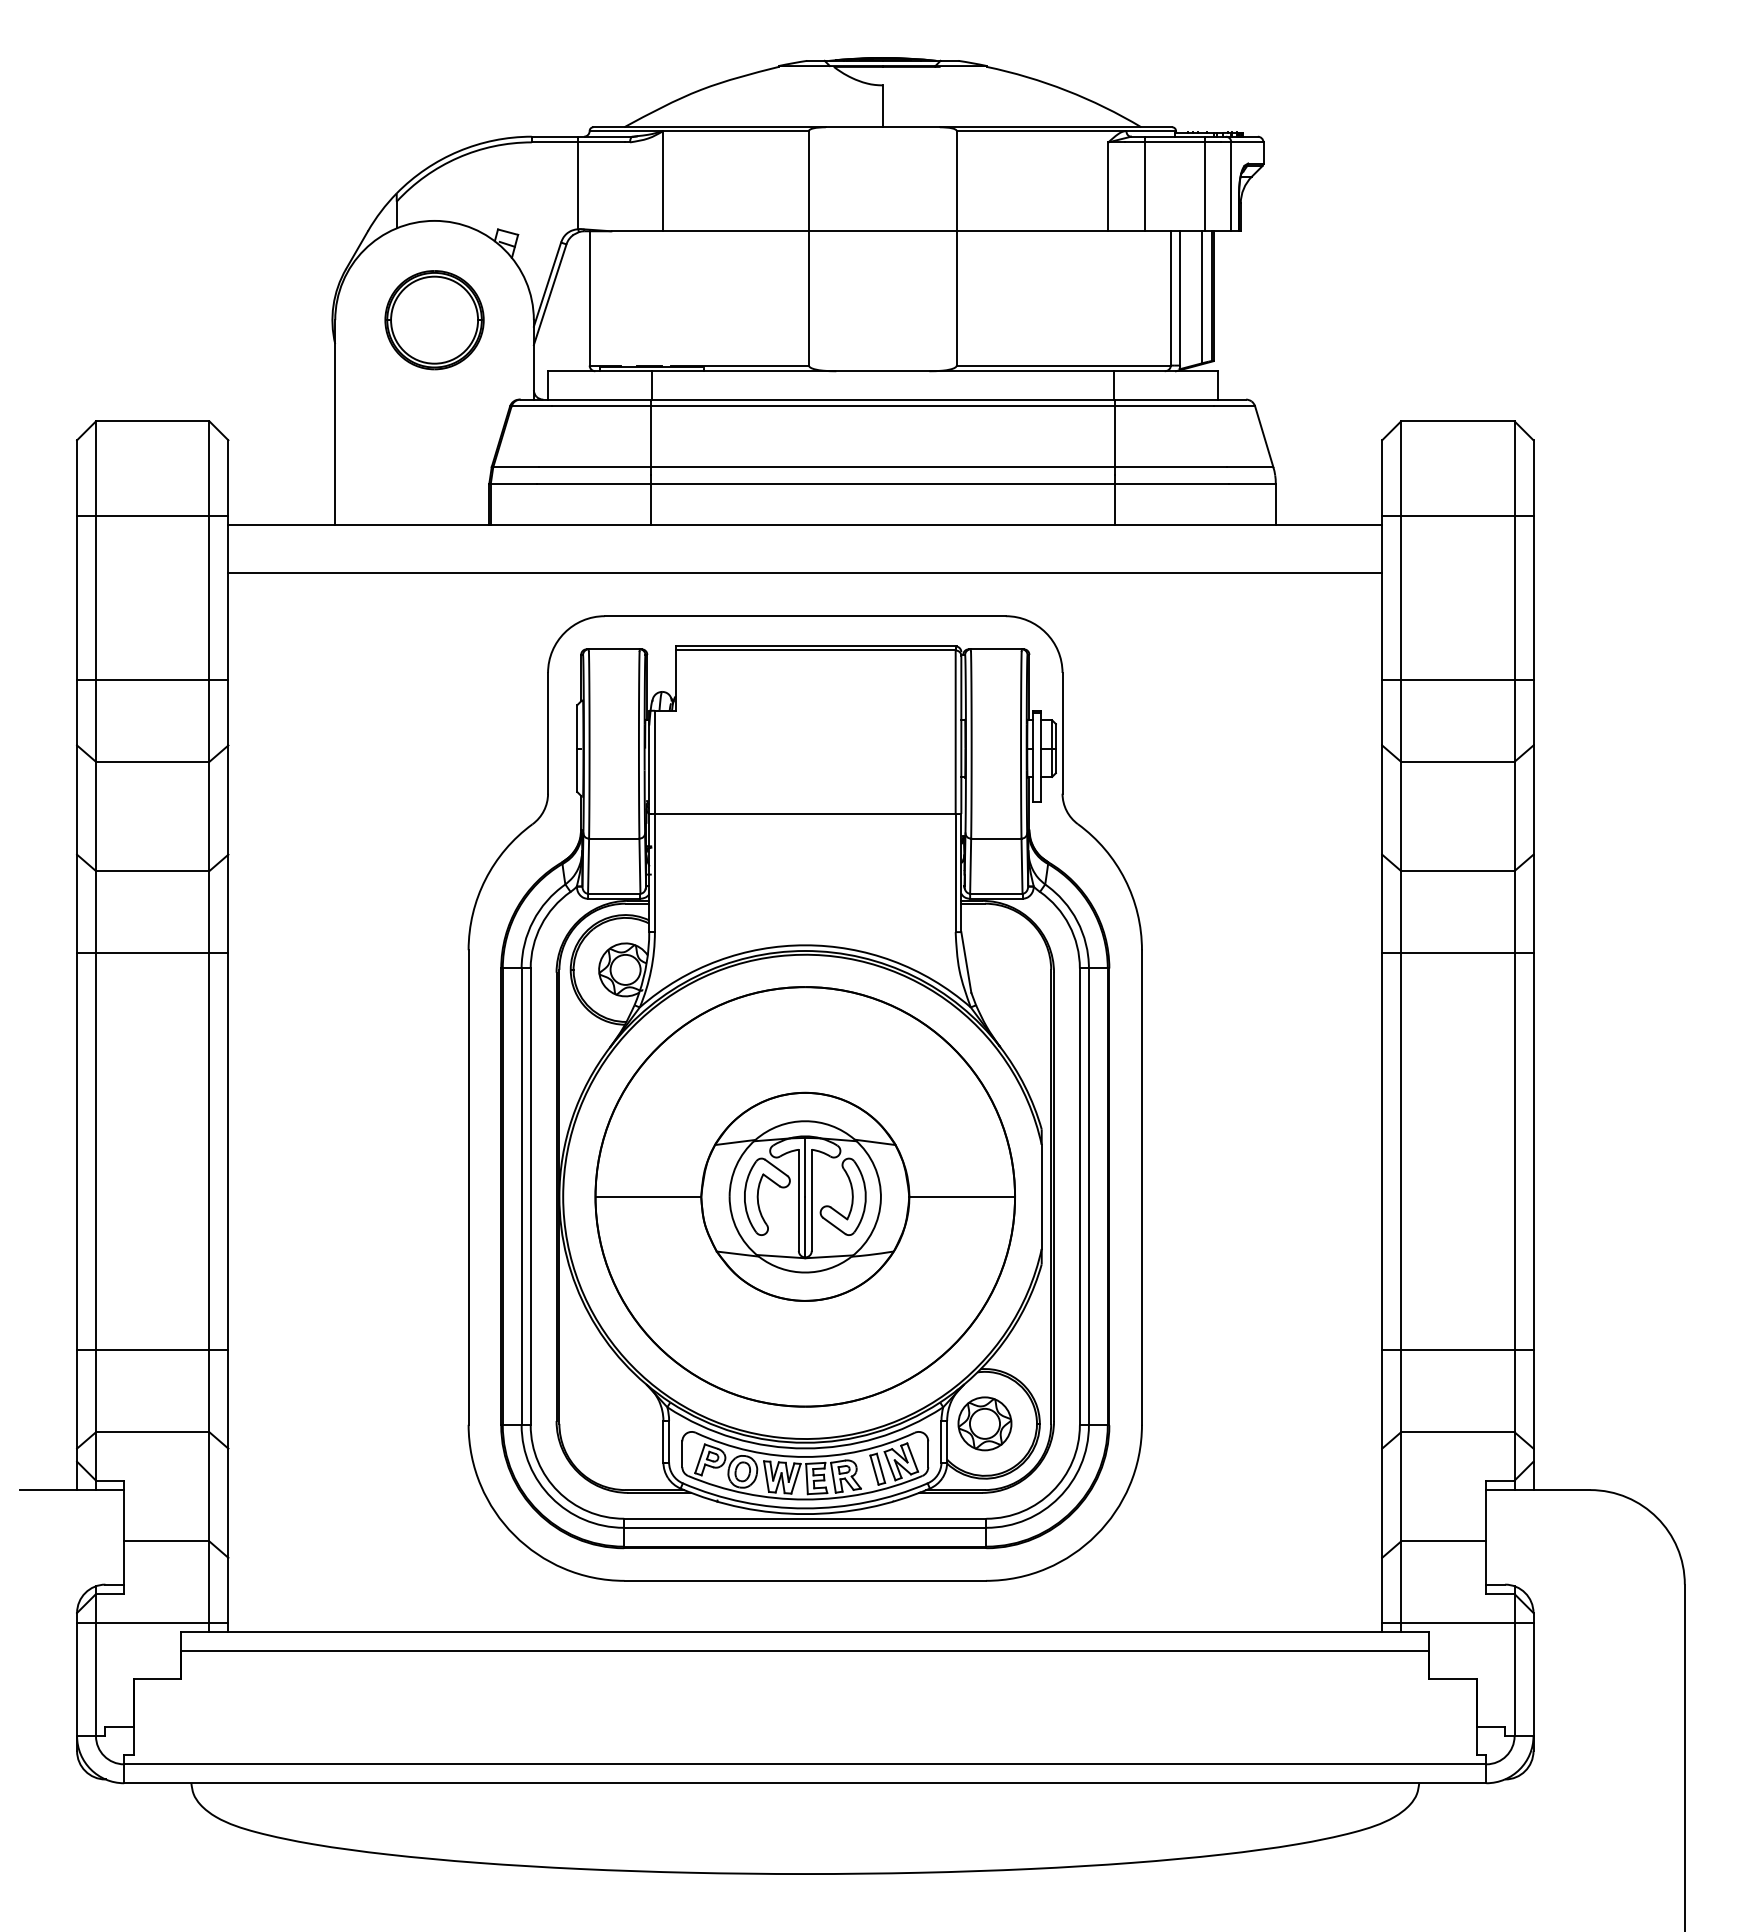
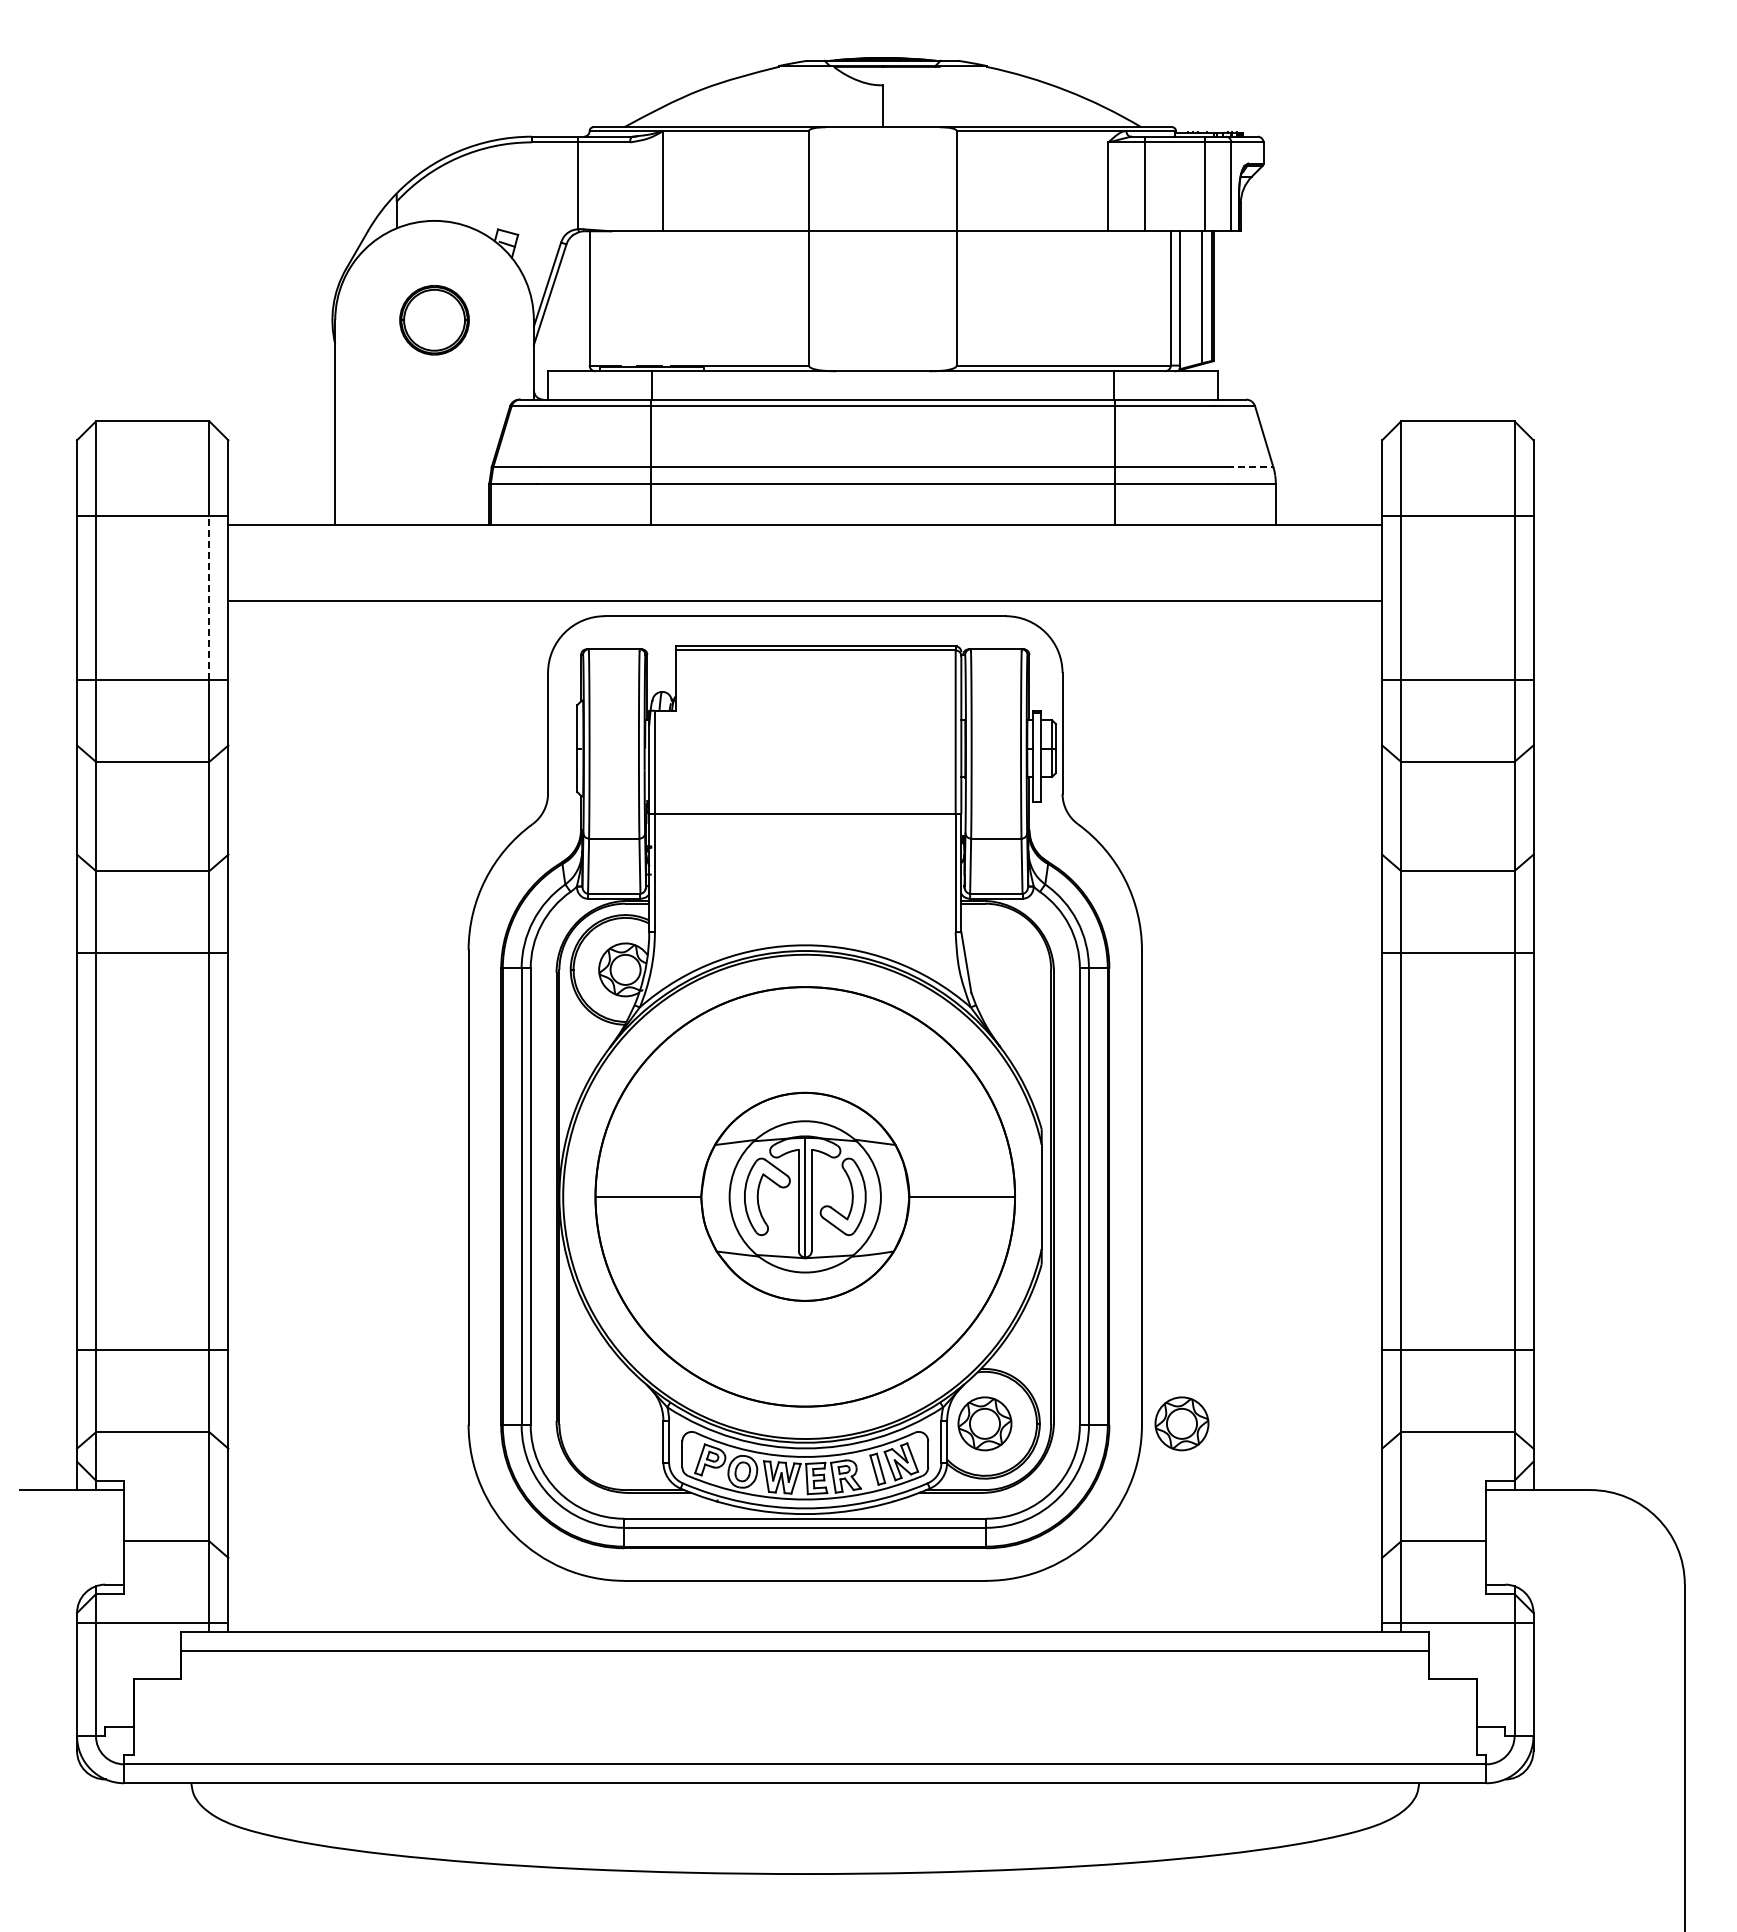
part size: 101x101 px -> 71x71 px (434, 320)
line: solid -> dashed (1250, 467)
line position: (805, 572) -> (805, 600) (805, 600)
line: solid -> dashed (209, 597)
part: none -> present (1181, 1423)
